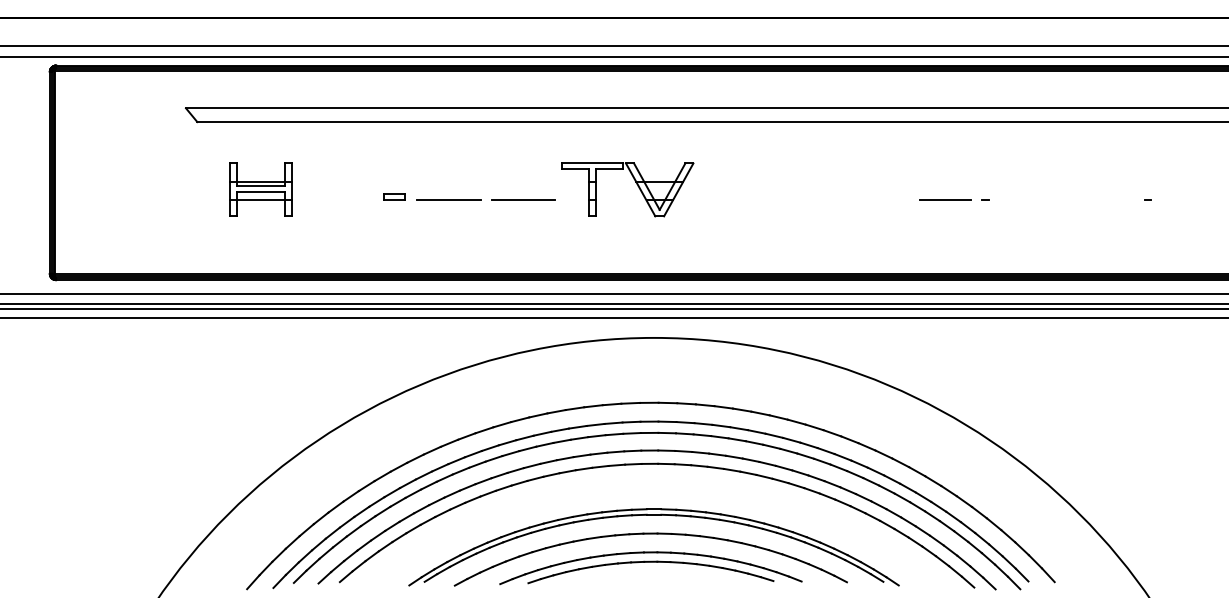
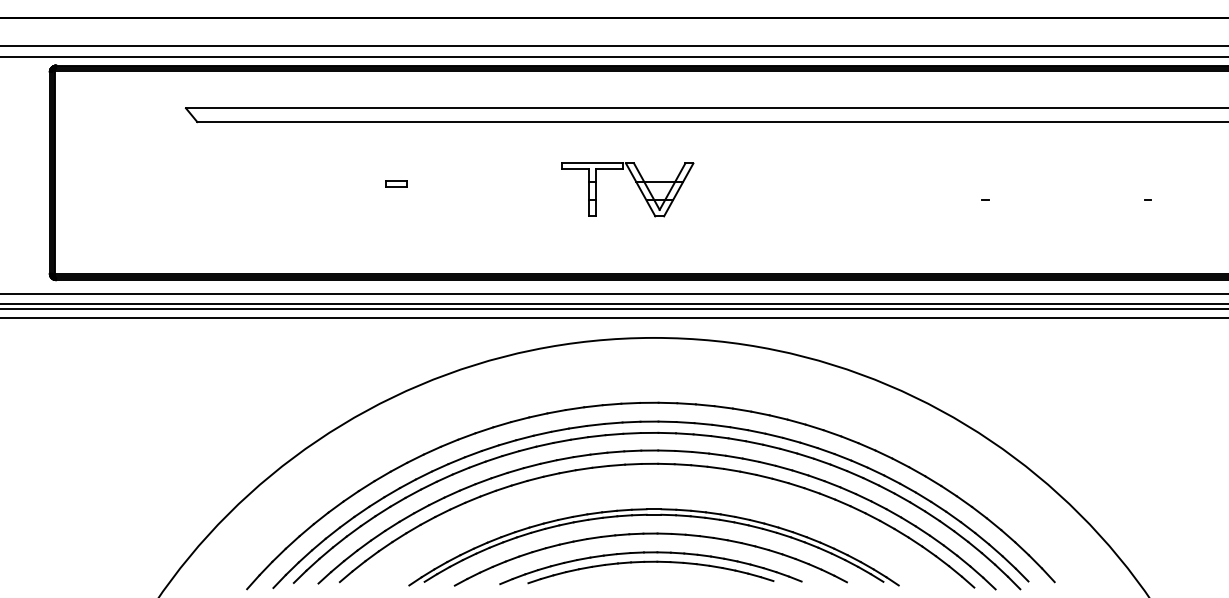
part: present -> none (260, 189)
part position: (394, 196) -> (396, 183) (396, 183)
line: present -> none (448, 200)
line: present -> none (523, 200)
line: present -> none (945, 200)
